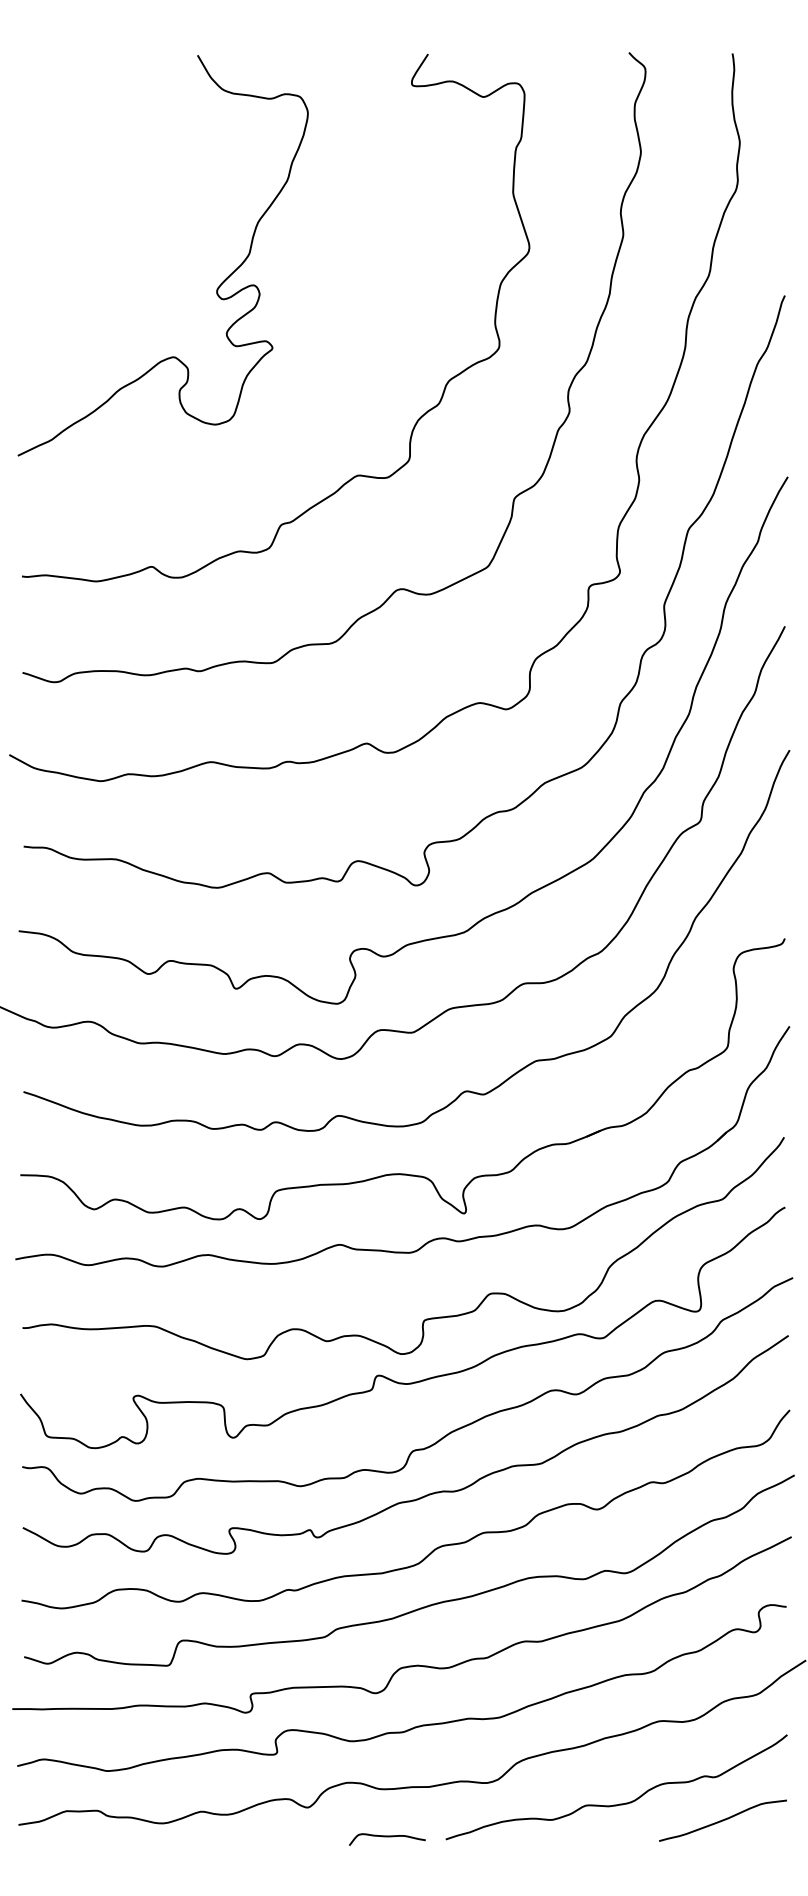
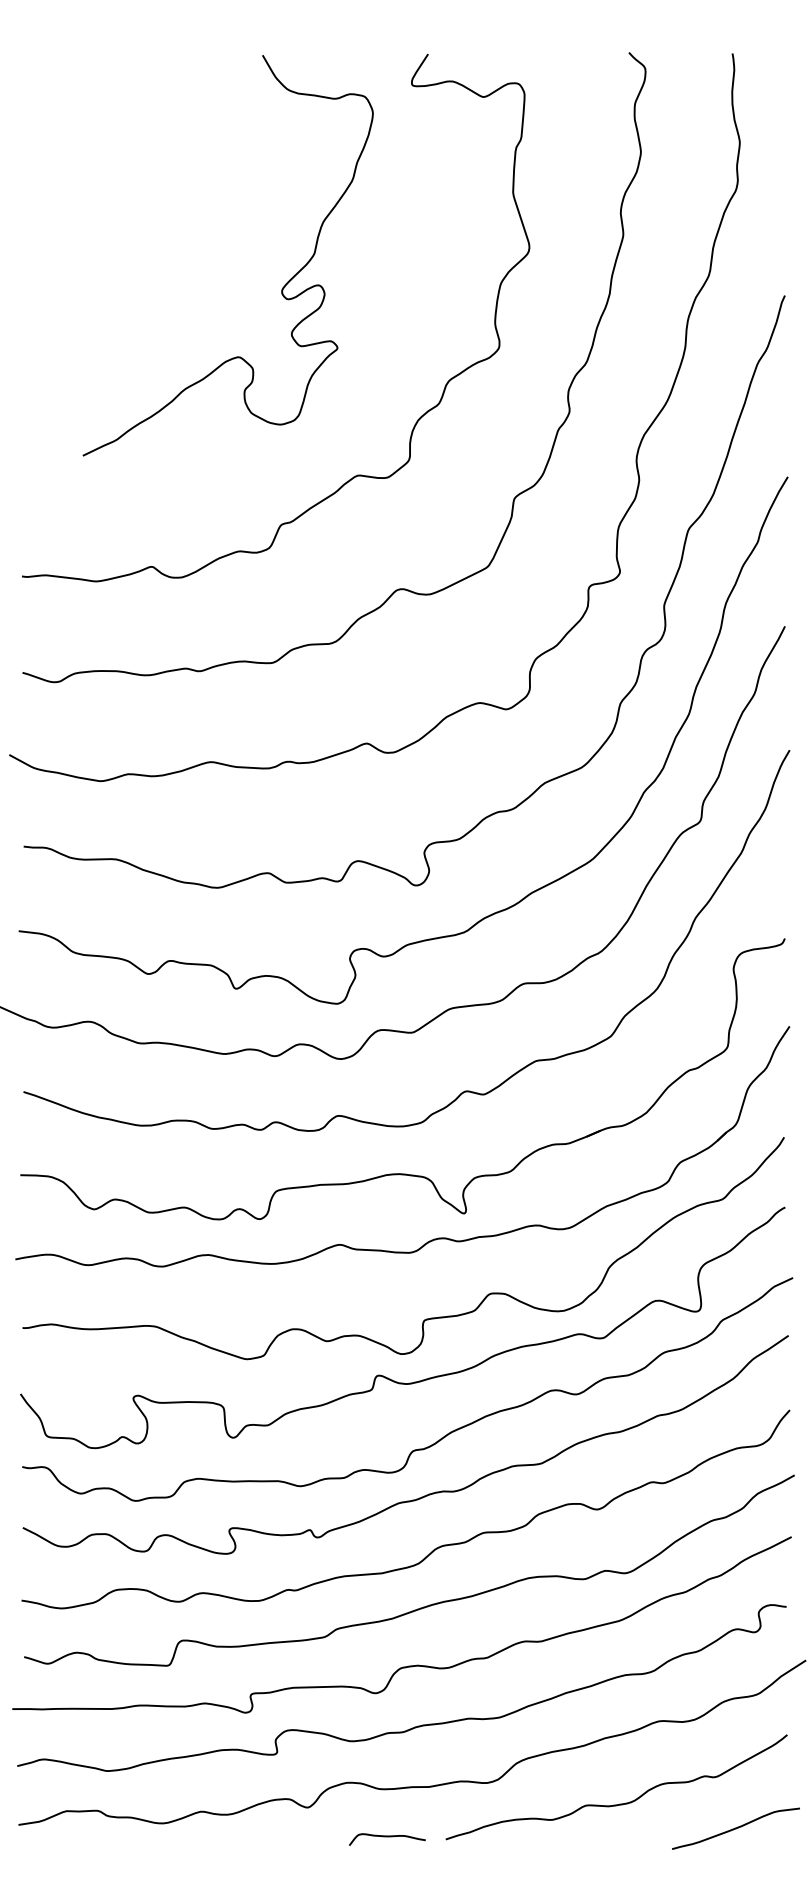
curve position: (217, 287) -> (282, 287) (282, 287)
curve position: (722, 1820) -> (735, 1828) (735, 1828)
